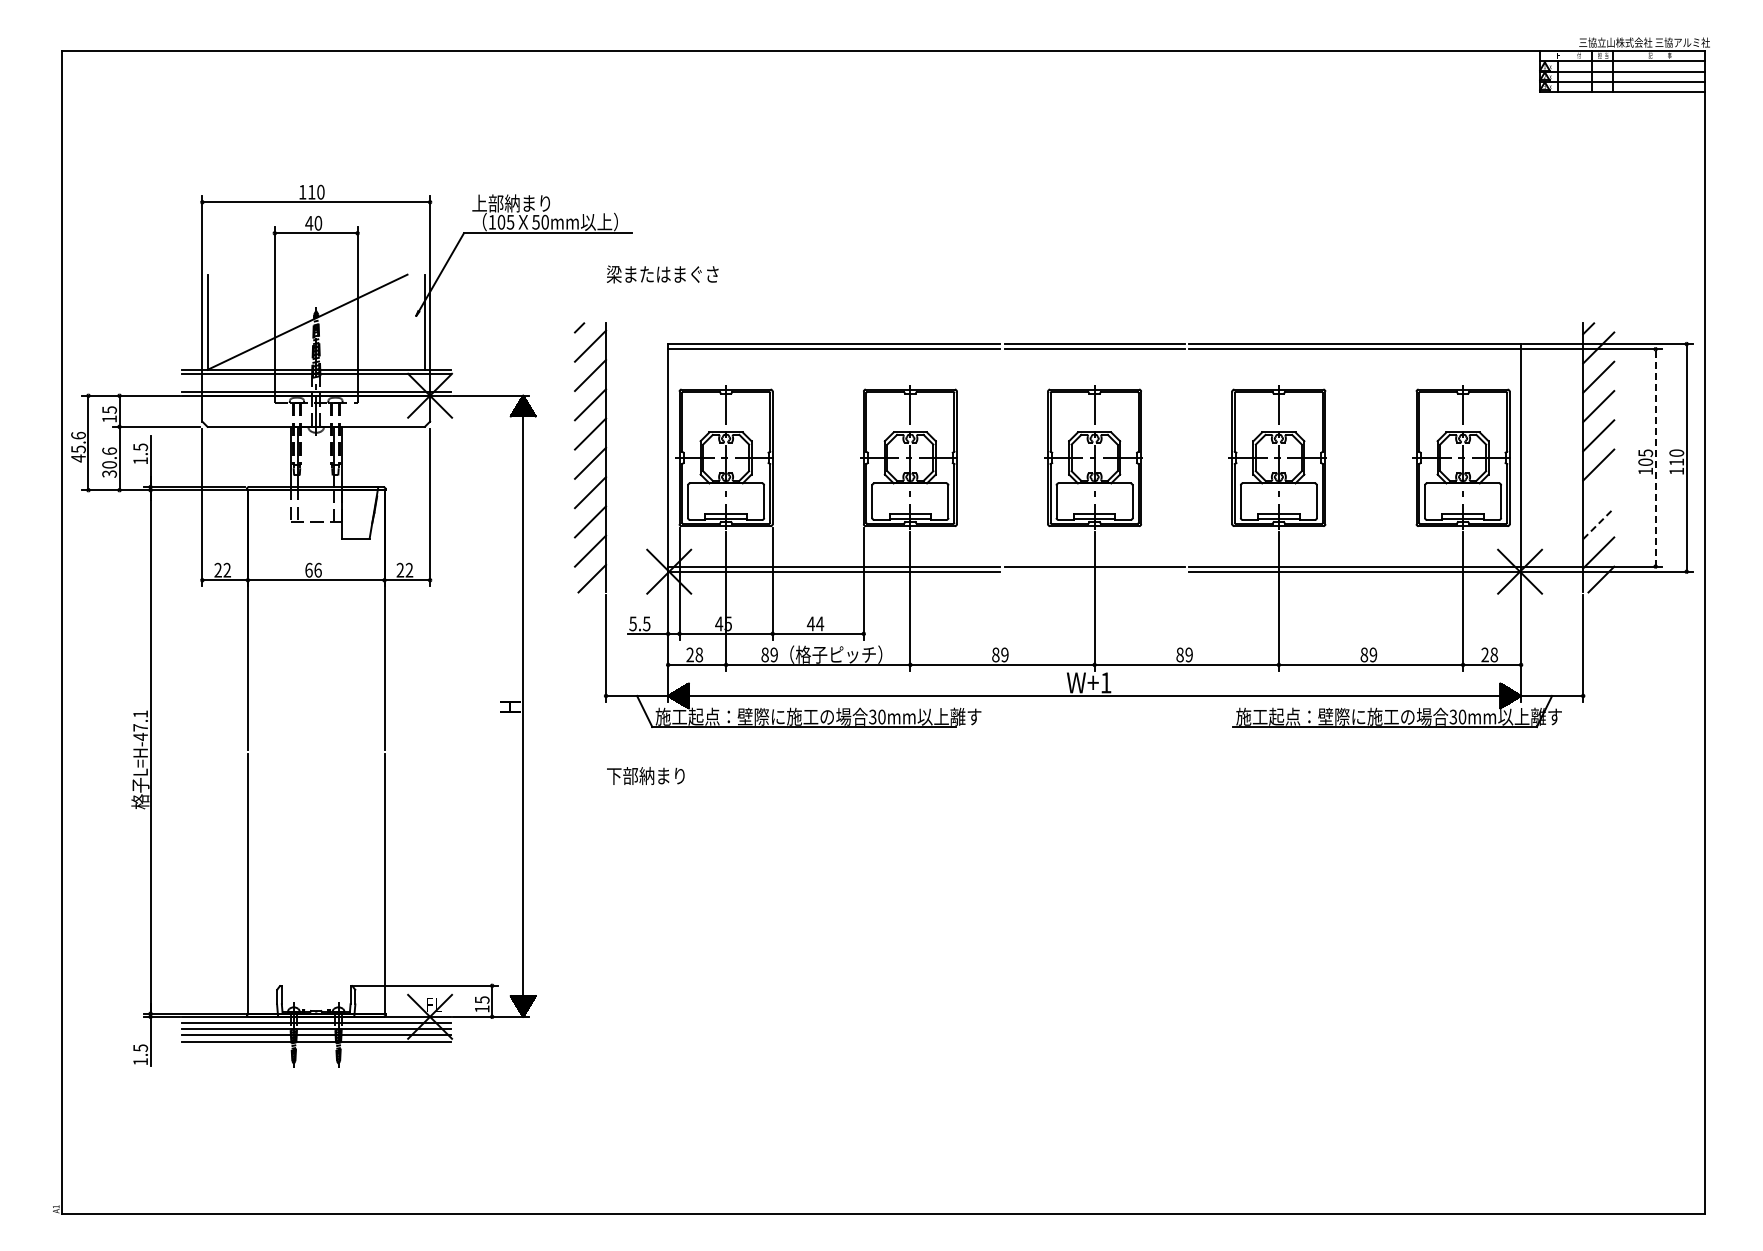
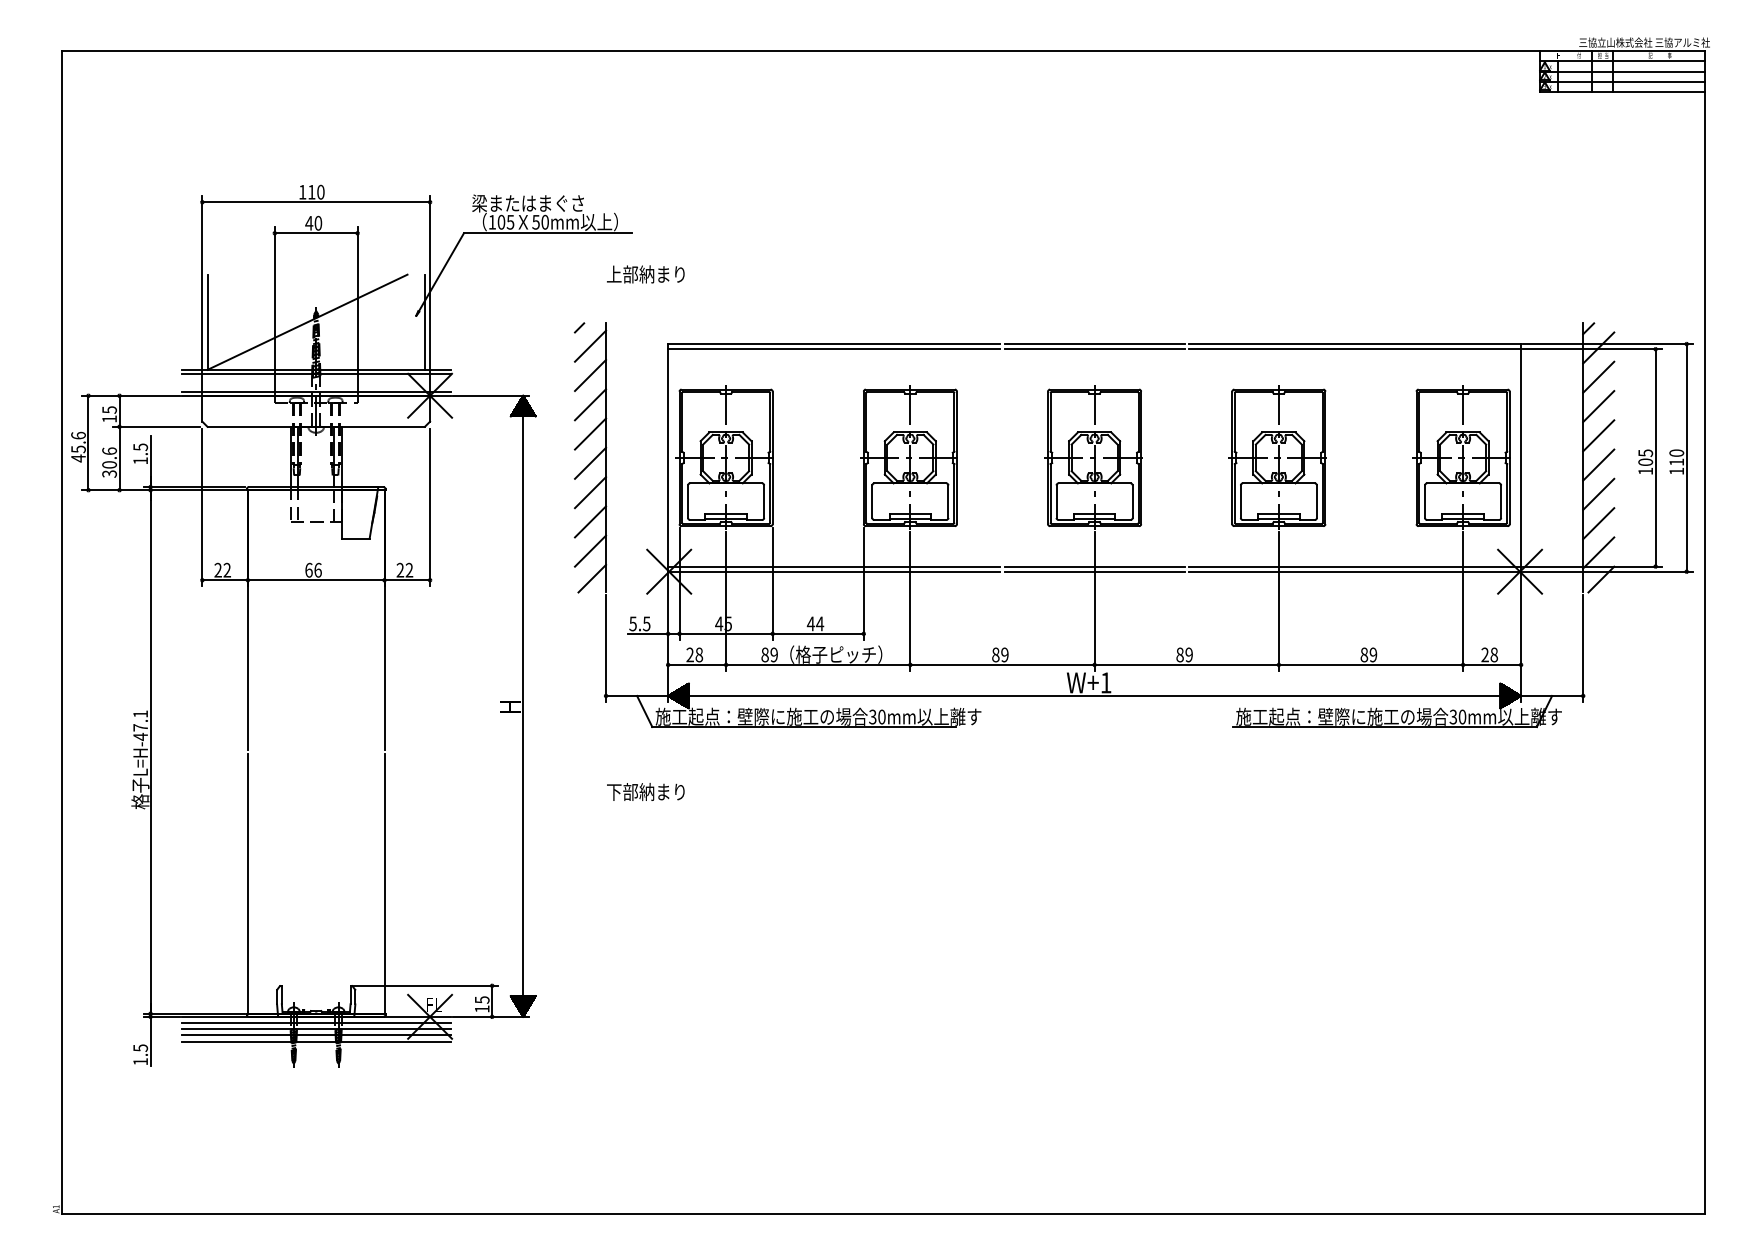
text: 上部納まり -> 梁またはまぐさ (527, 203)
text: 梁またはまぐさ -> 上部納まり (662, 274)
line: dashed -> solid (1655, 457)
line: none -> present (1598, 493)
line: dashed -> solid (1598, 523)
line: none -> present (1094, 571)
text position: (645, 775) -> (645, 791) (645, 791)
